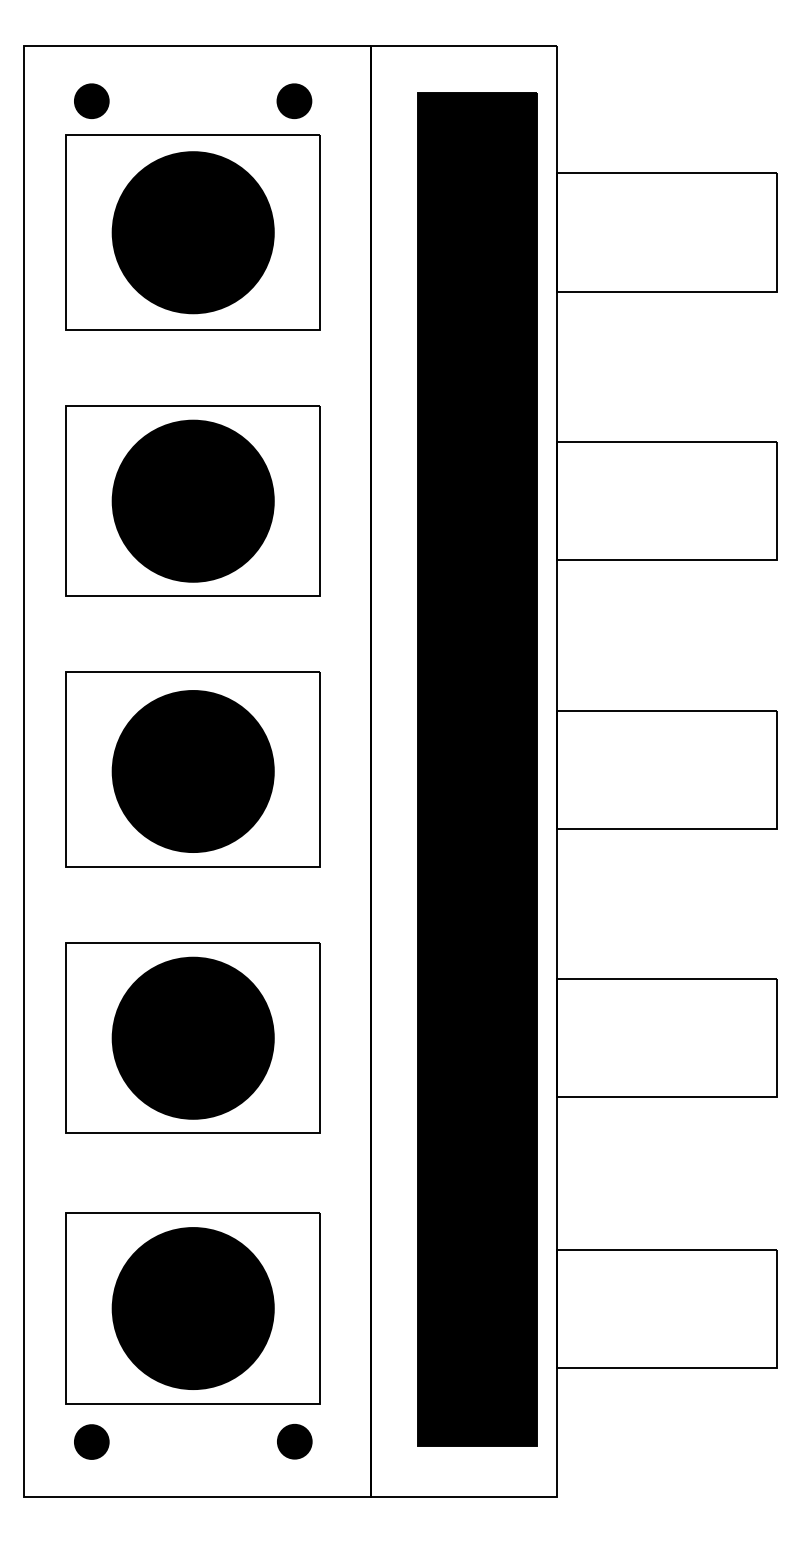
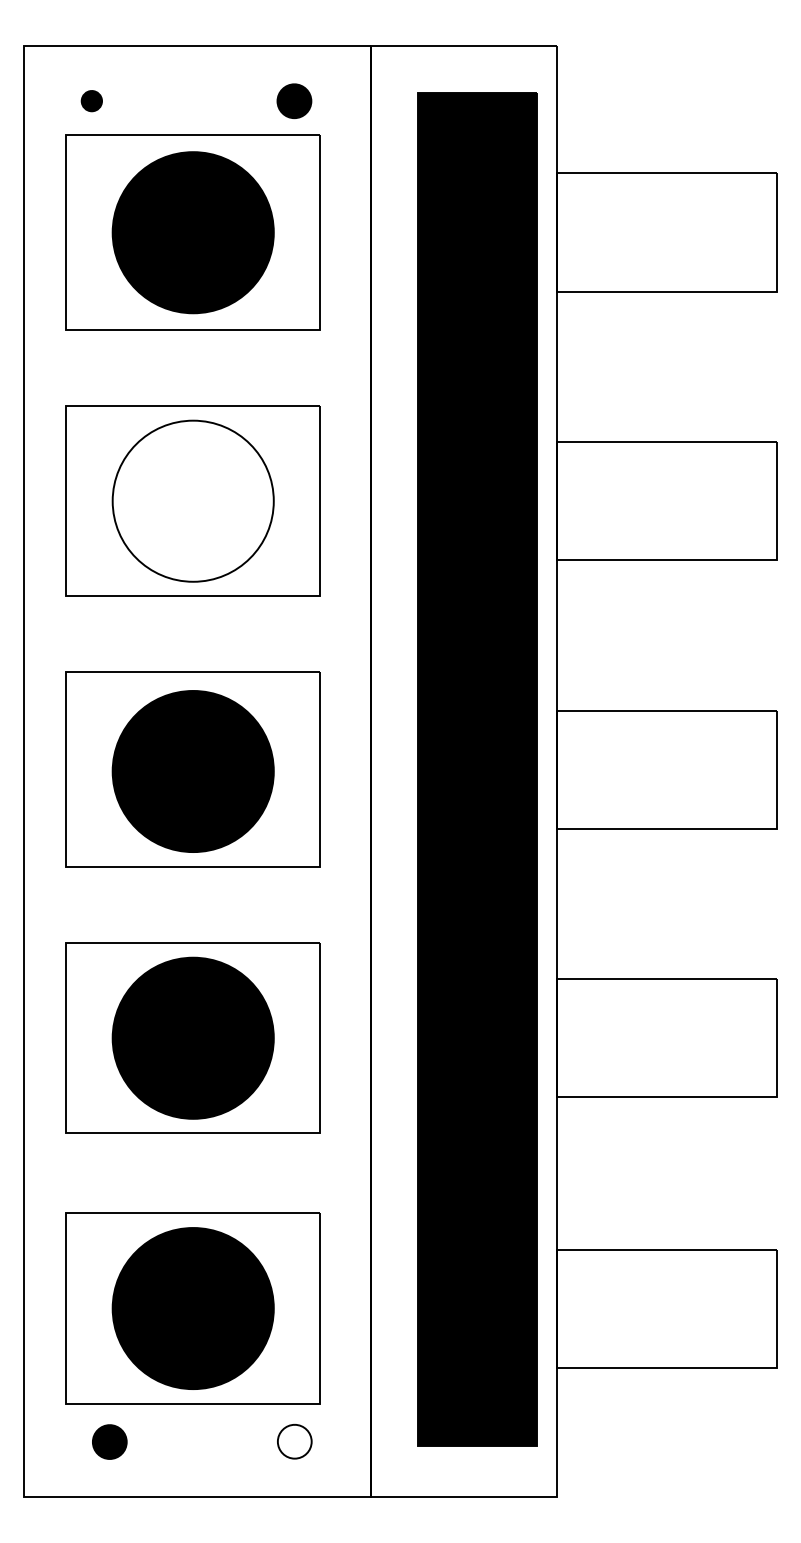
part size: 36x36 px -> 23x23 px (91, 101)
fill: present -> none (192, 500)
part position: (91, 1441) -> (109, 1441) (109, 1441)
fill: present -> none (294, 1441)
